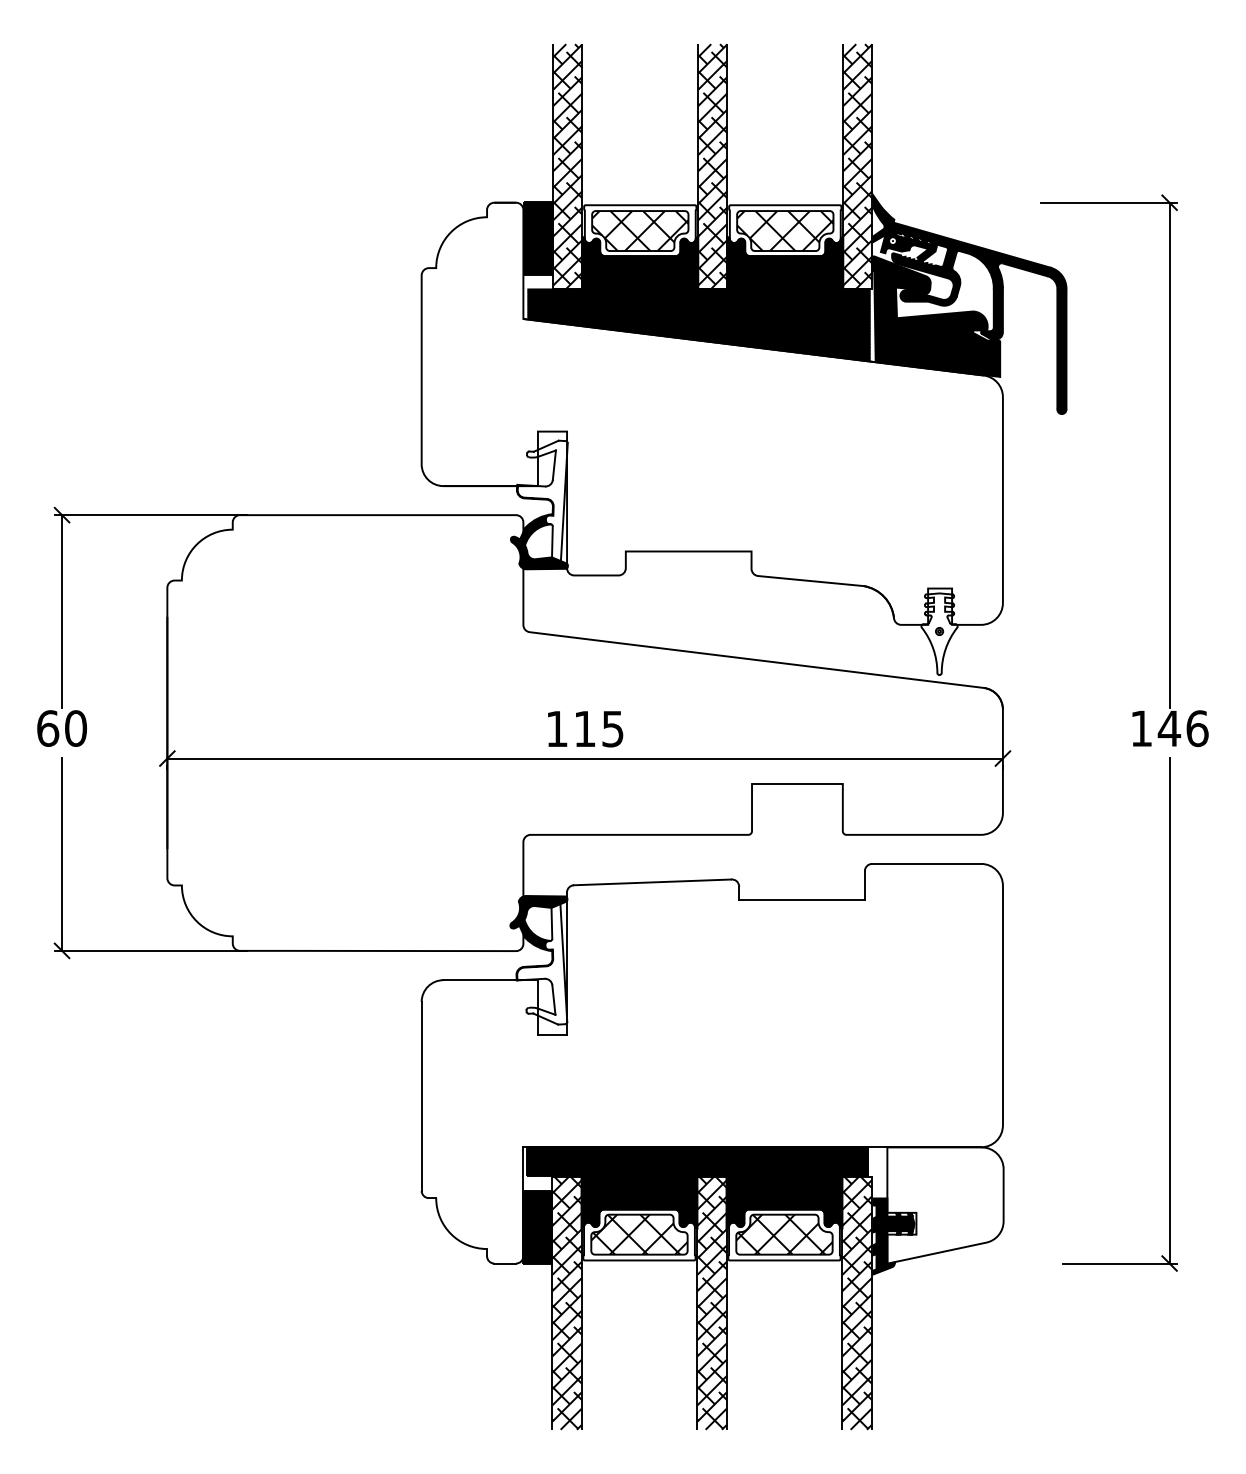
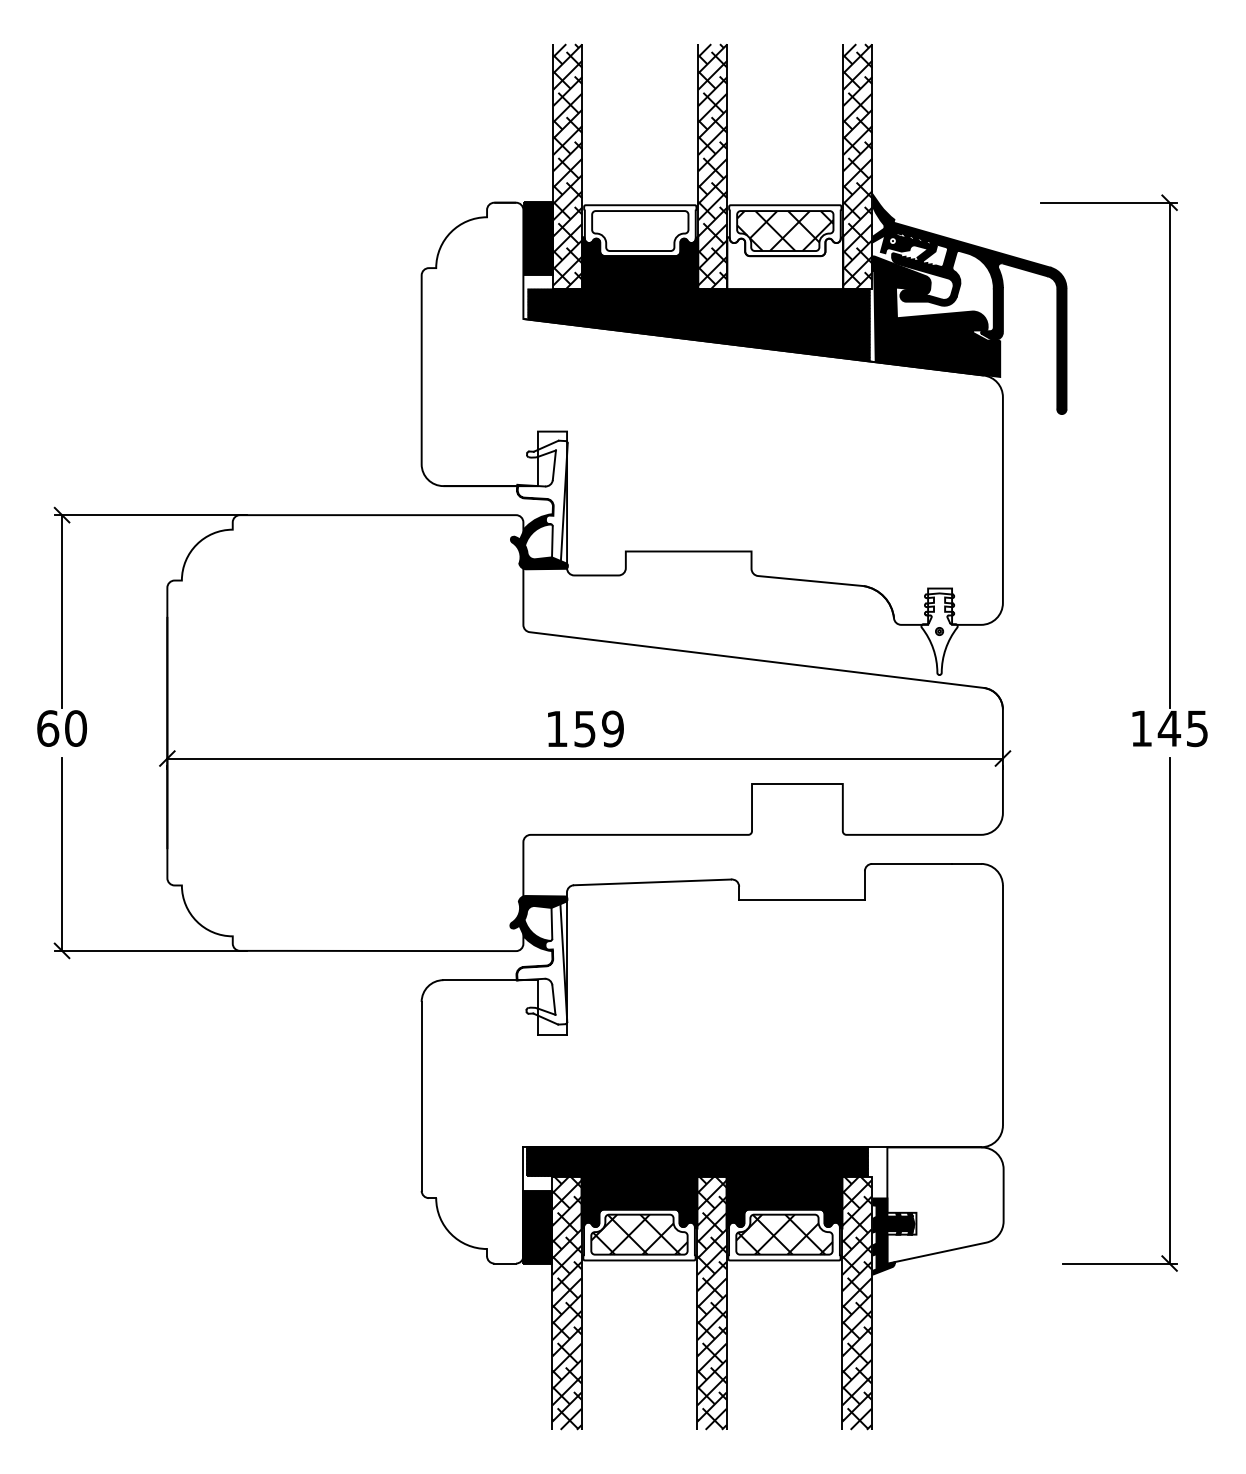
hatch: present -> none (640, 230)
fill: present -> none (785, 263)
text: 115 -> 159 (598, 728)
text: 146 -> 145 (1197, 728)
